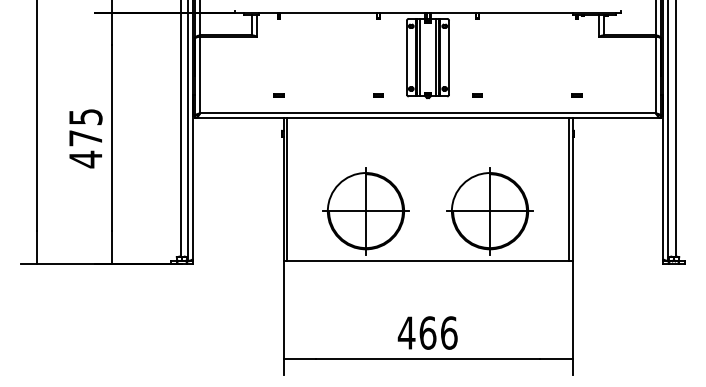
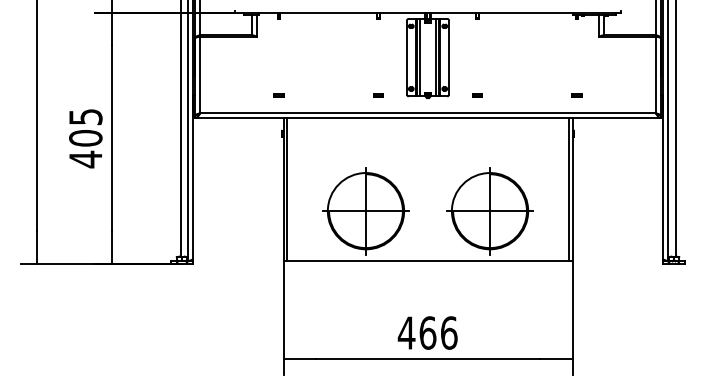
text: 475 -> 405 (85, 138)
